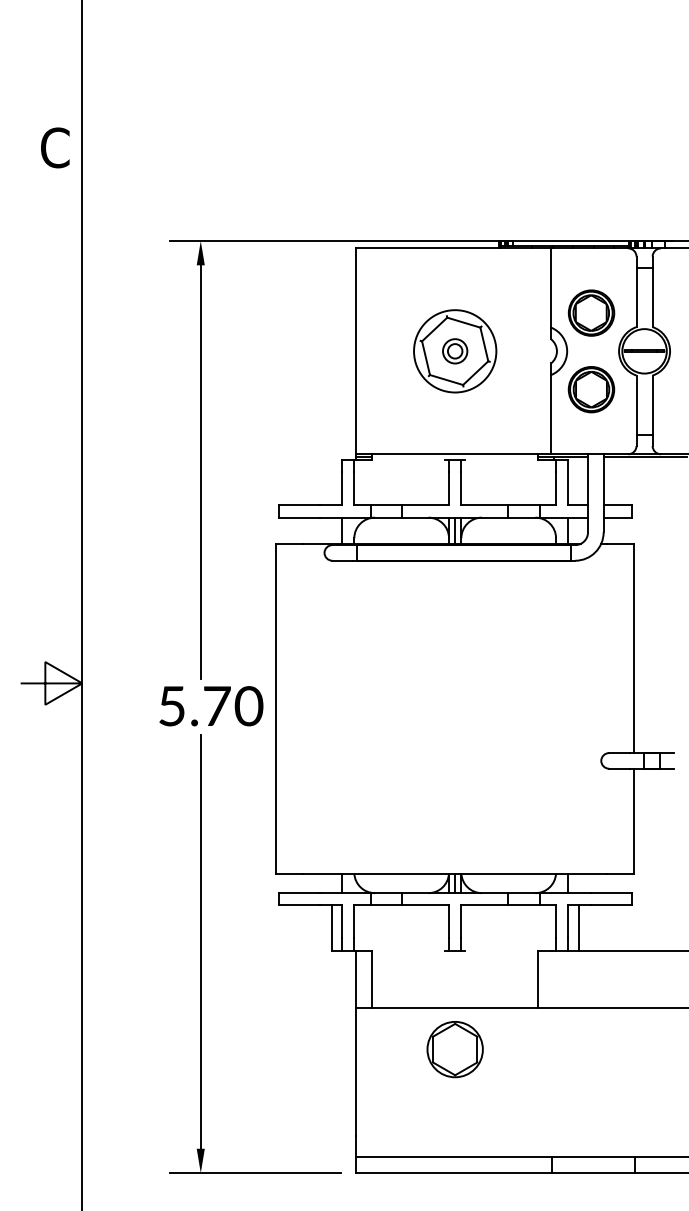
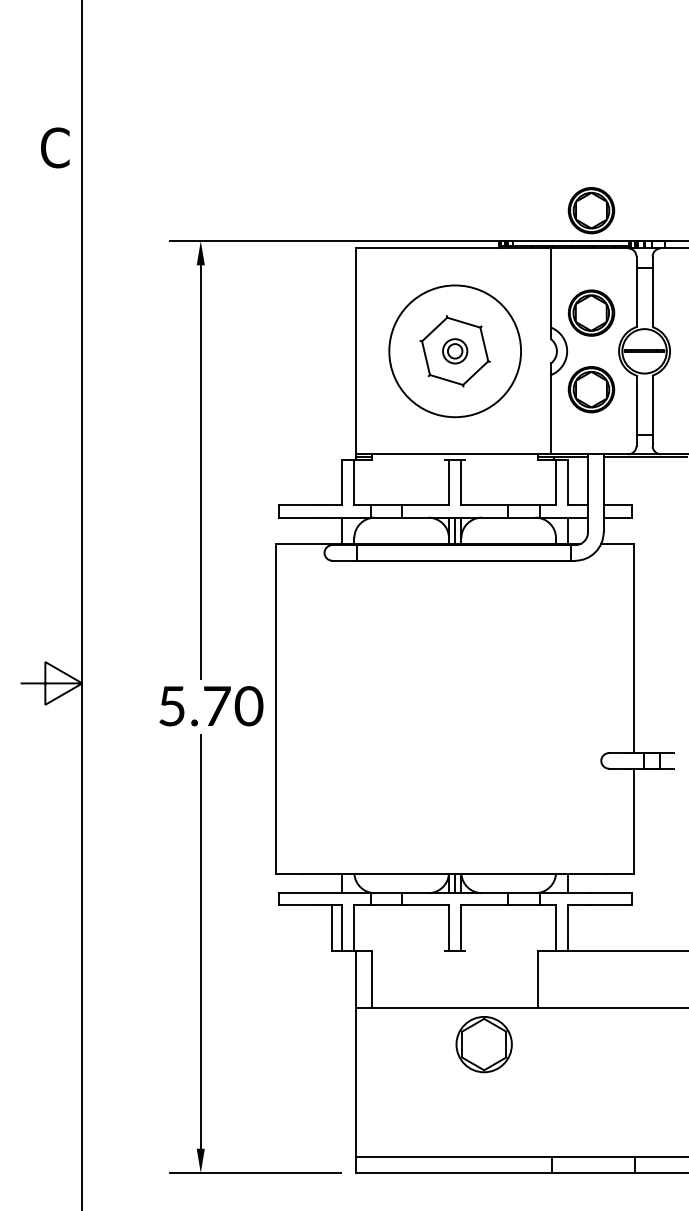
part: none -> present (591, 210)
circle diameter: 82 px -> 132 px (455, 351)
line: present -> none (578, 927)
part position: (454, 1049) -> (483, 1044) (483, 1044)
